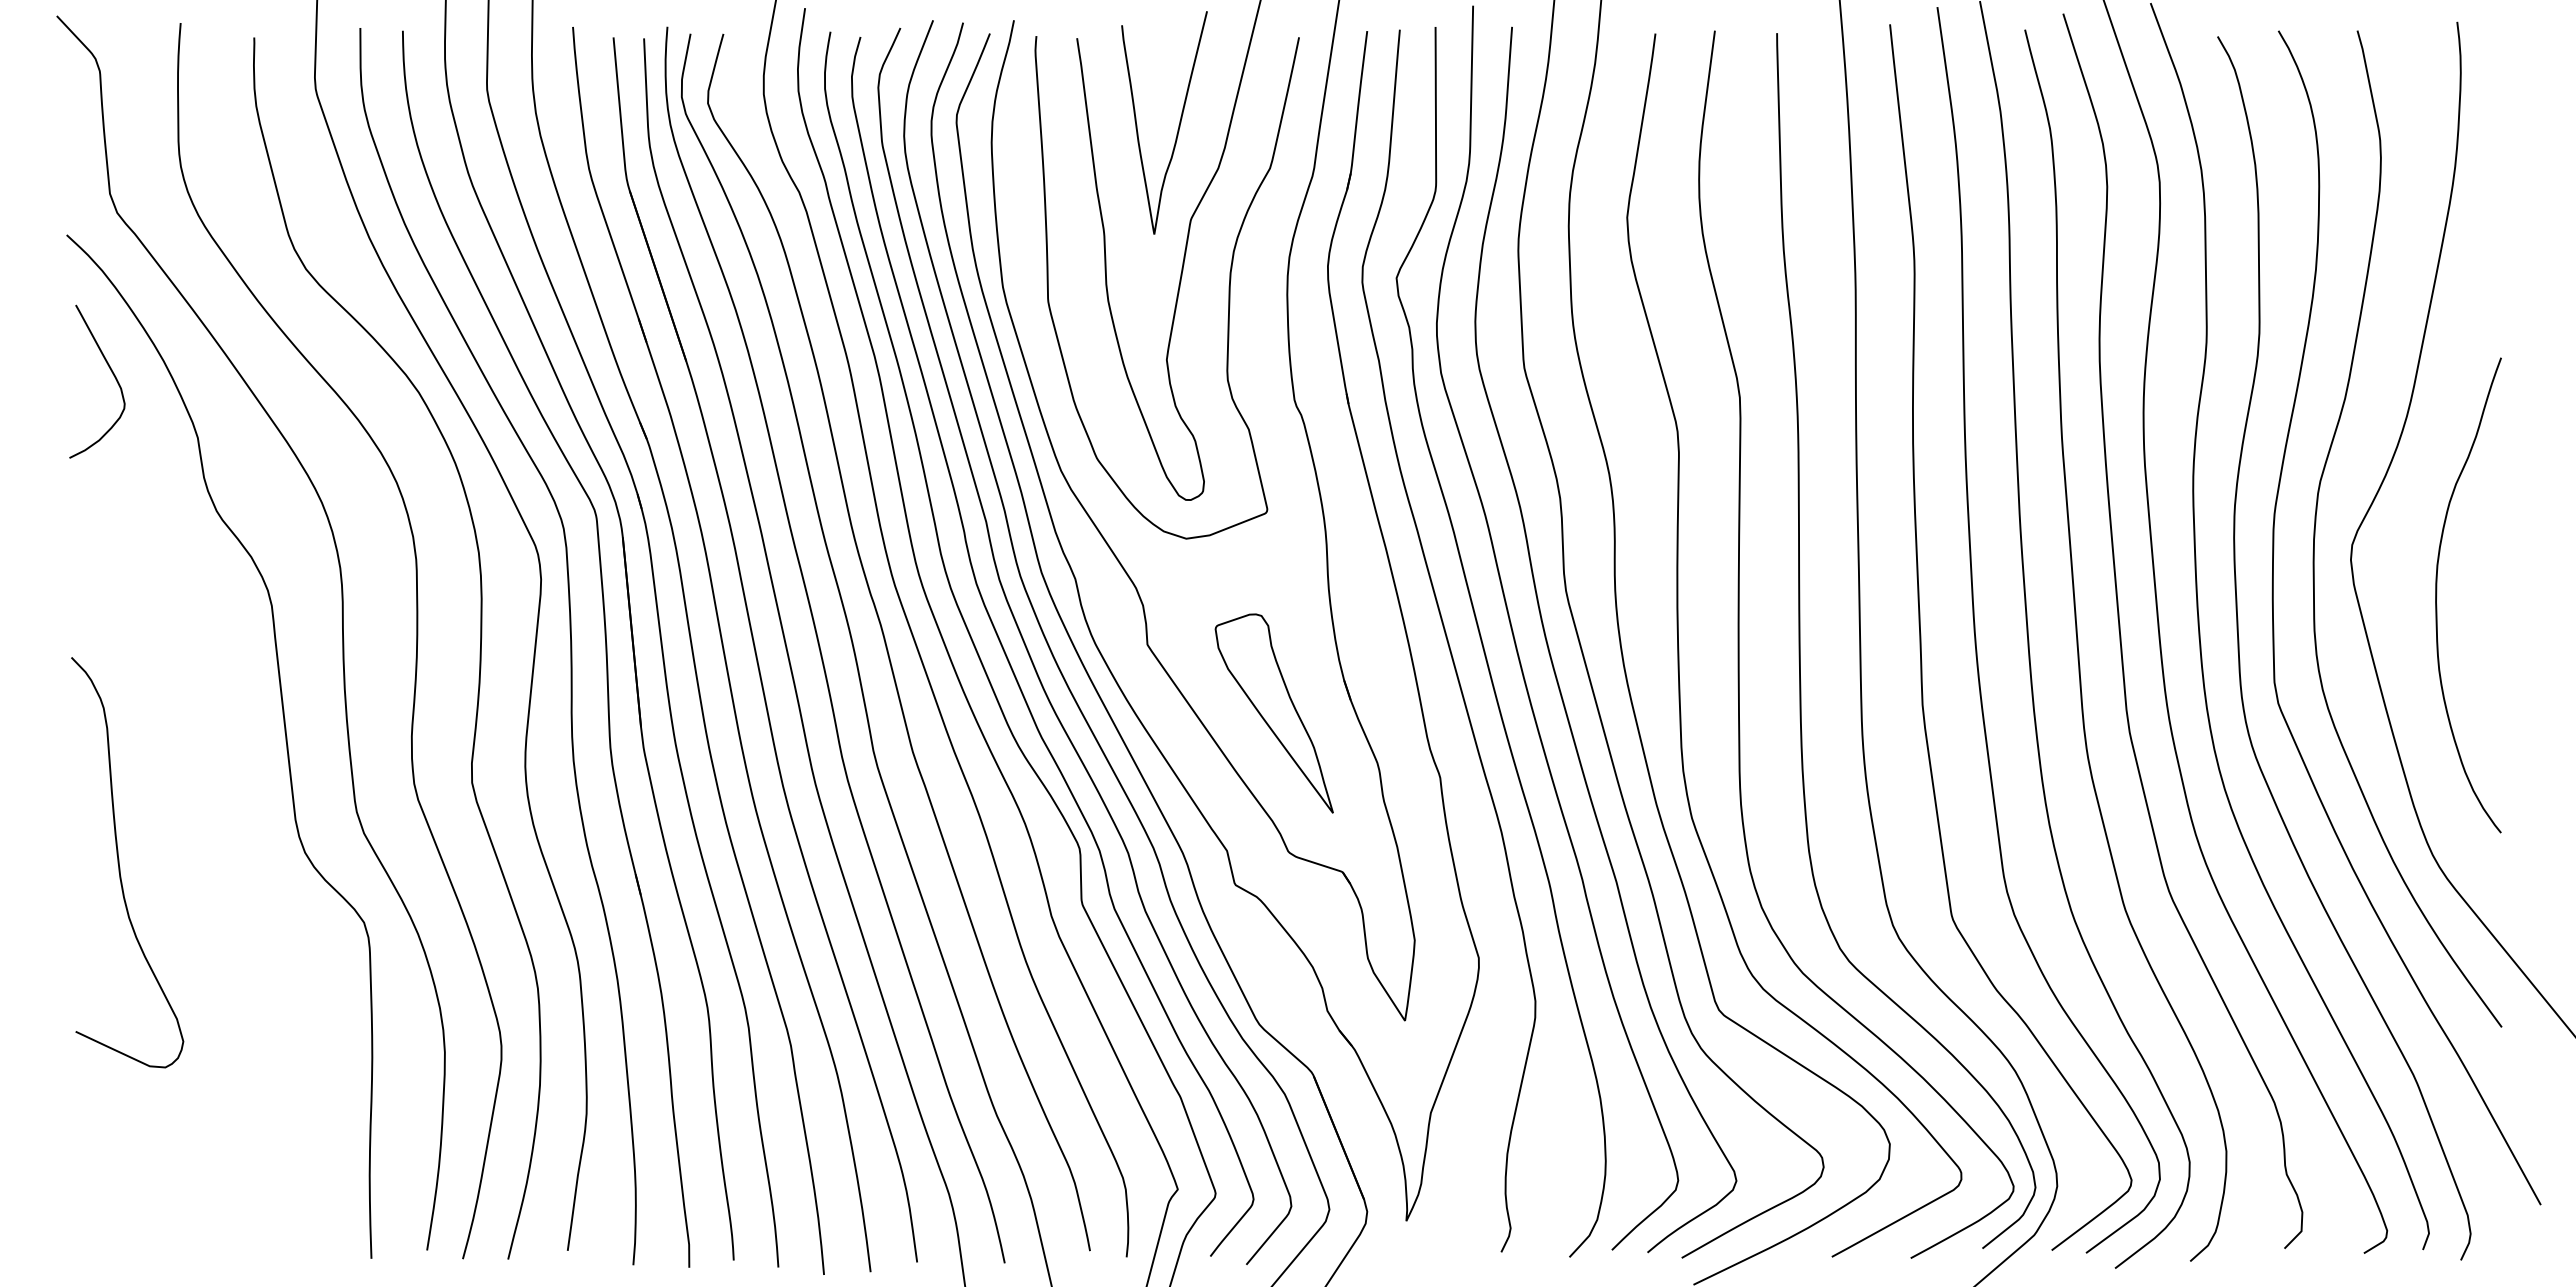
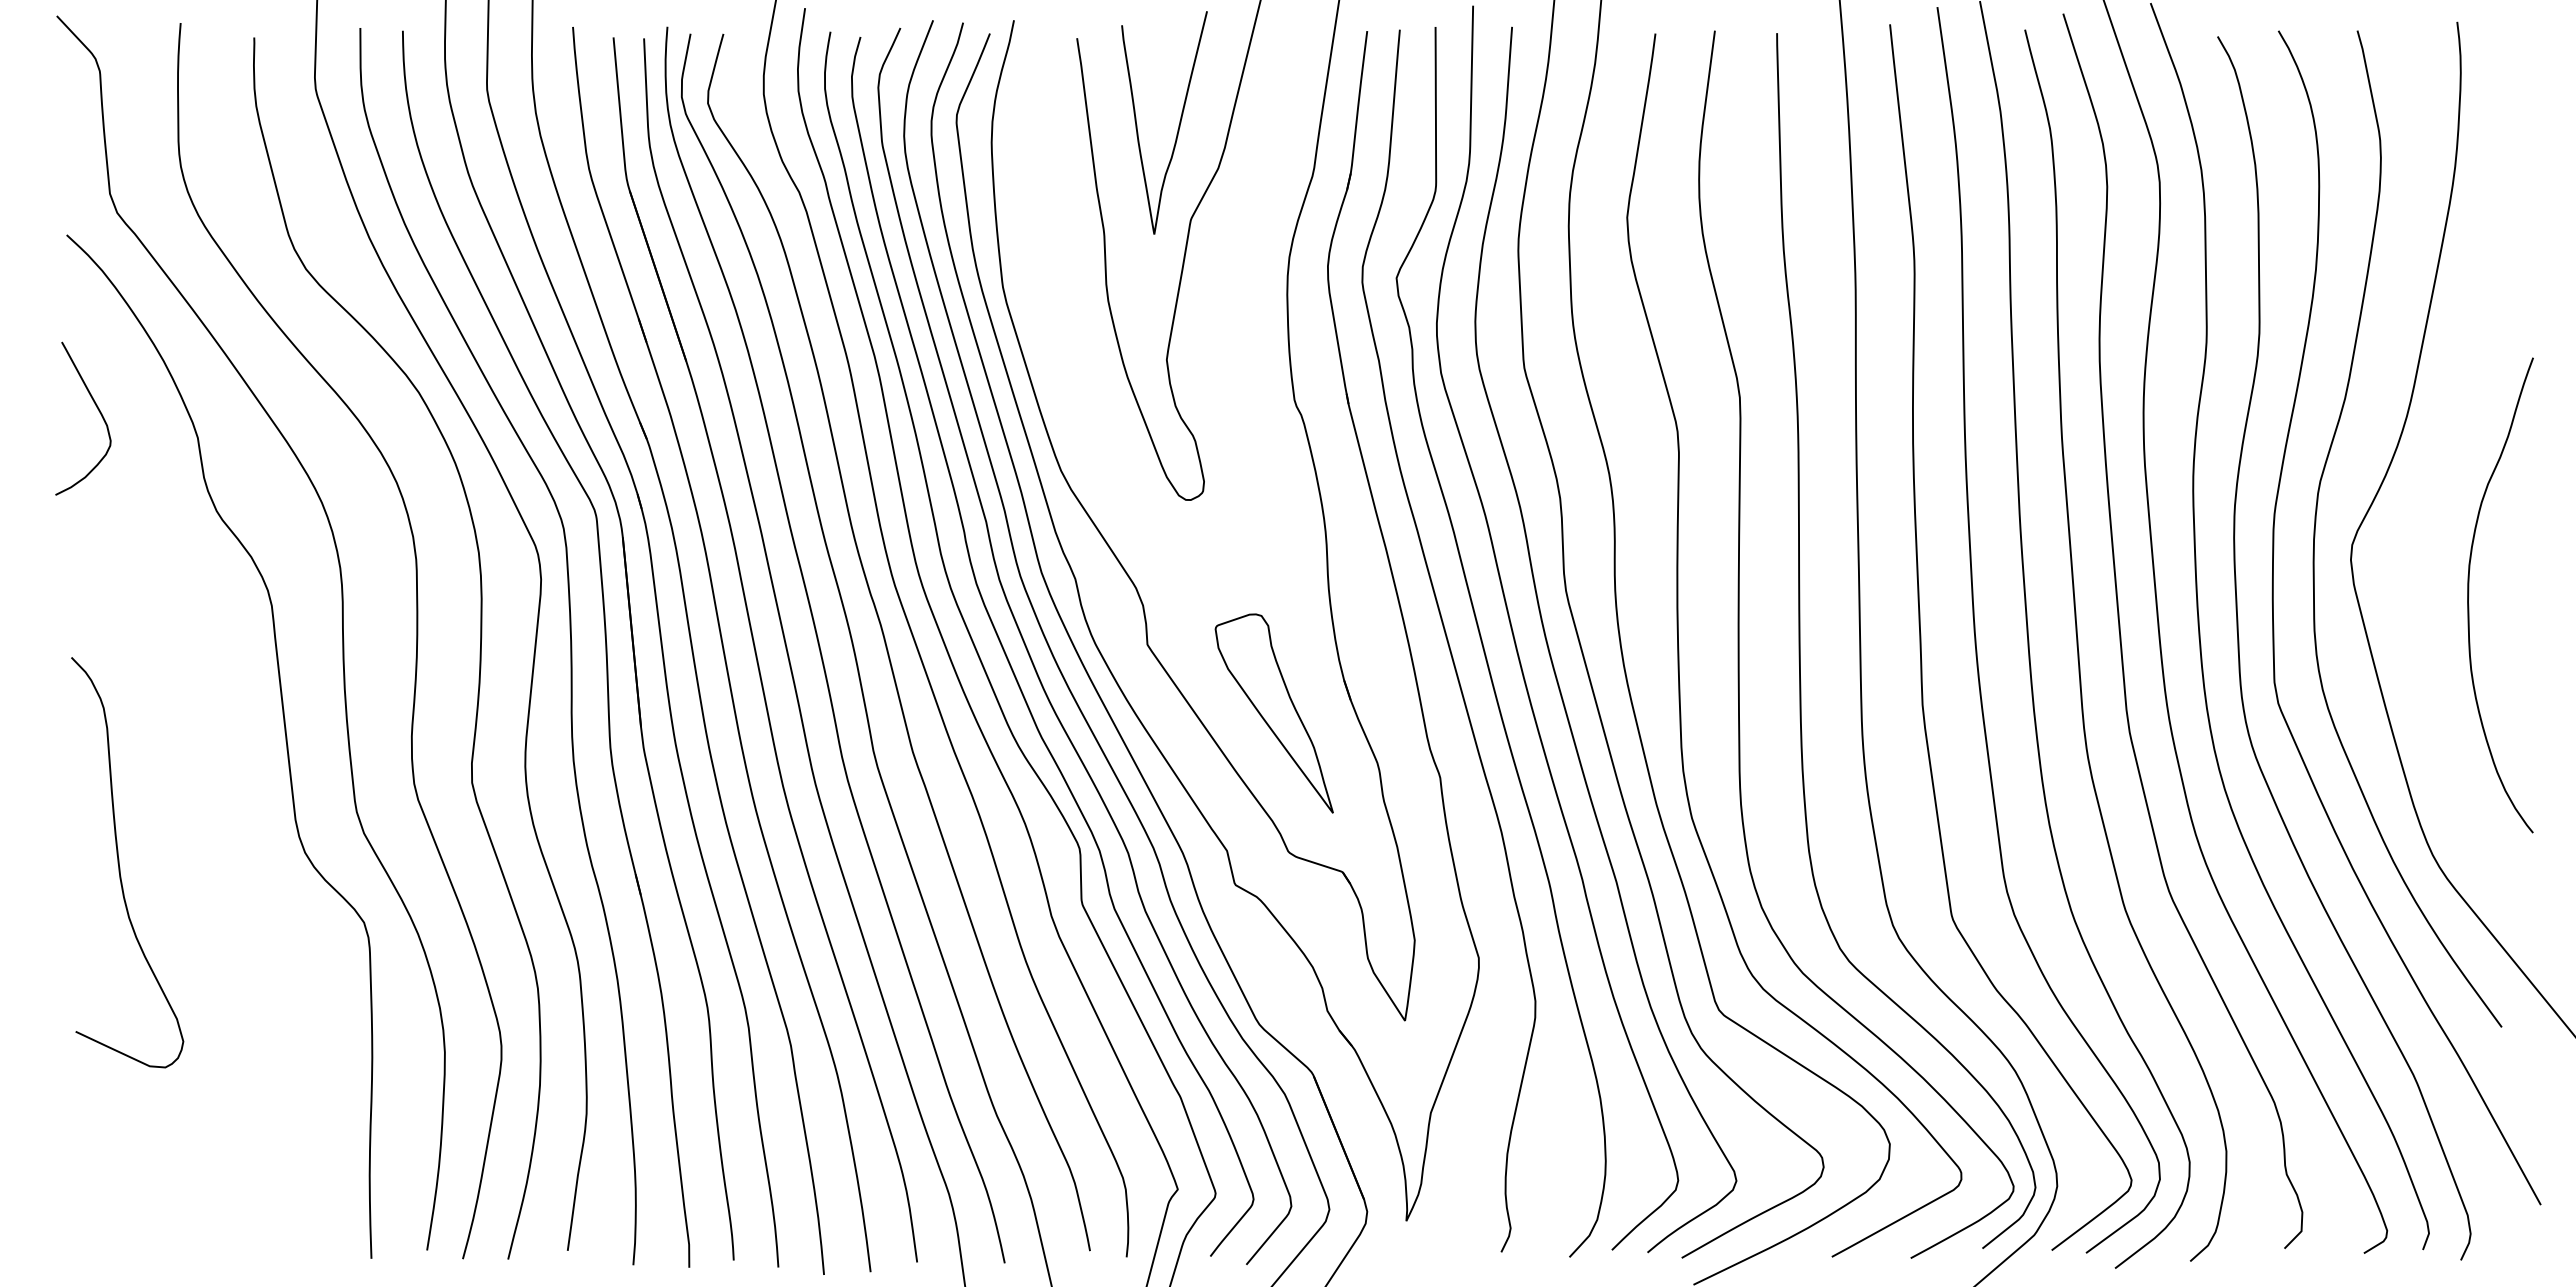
curve: present -> none (1228, 287)
curve position: (112, 374) -> (98, 411) (98, 411)
curve position: (2437, 595) -> (2469, 595) (2469, 595)
